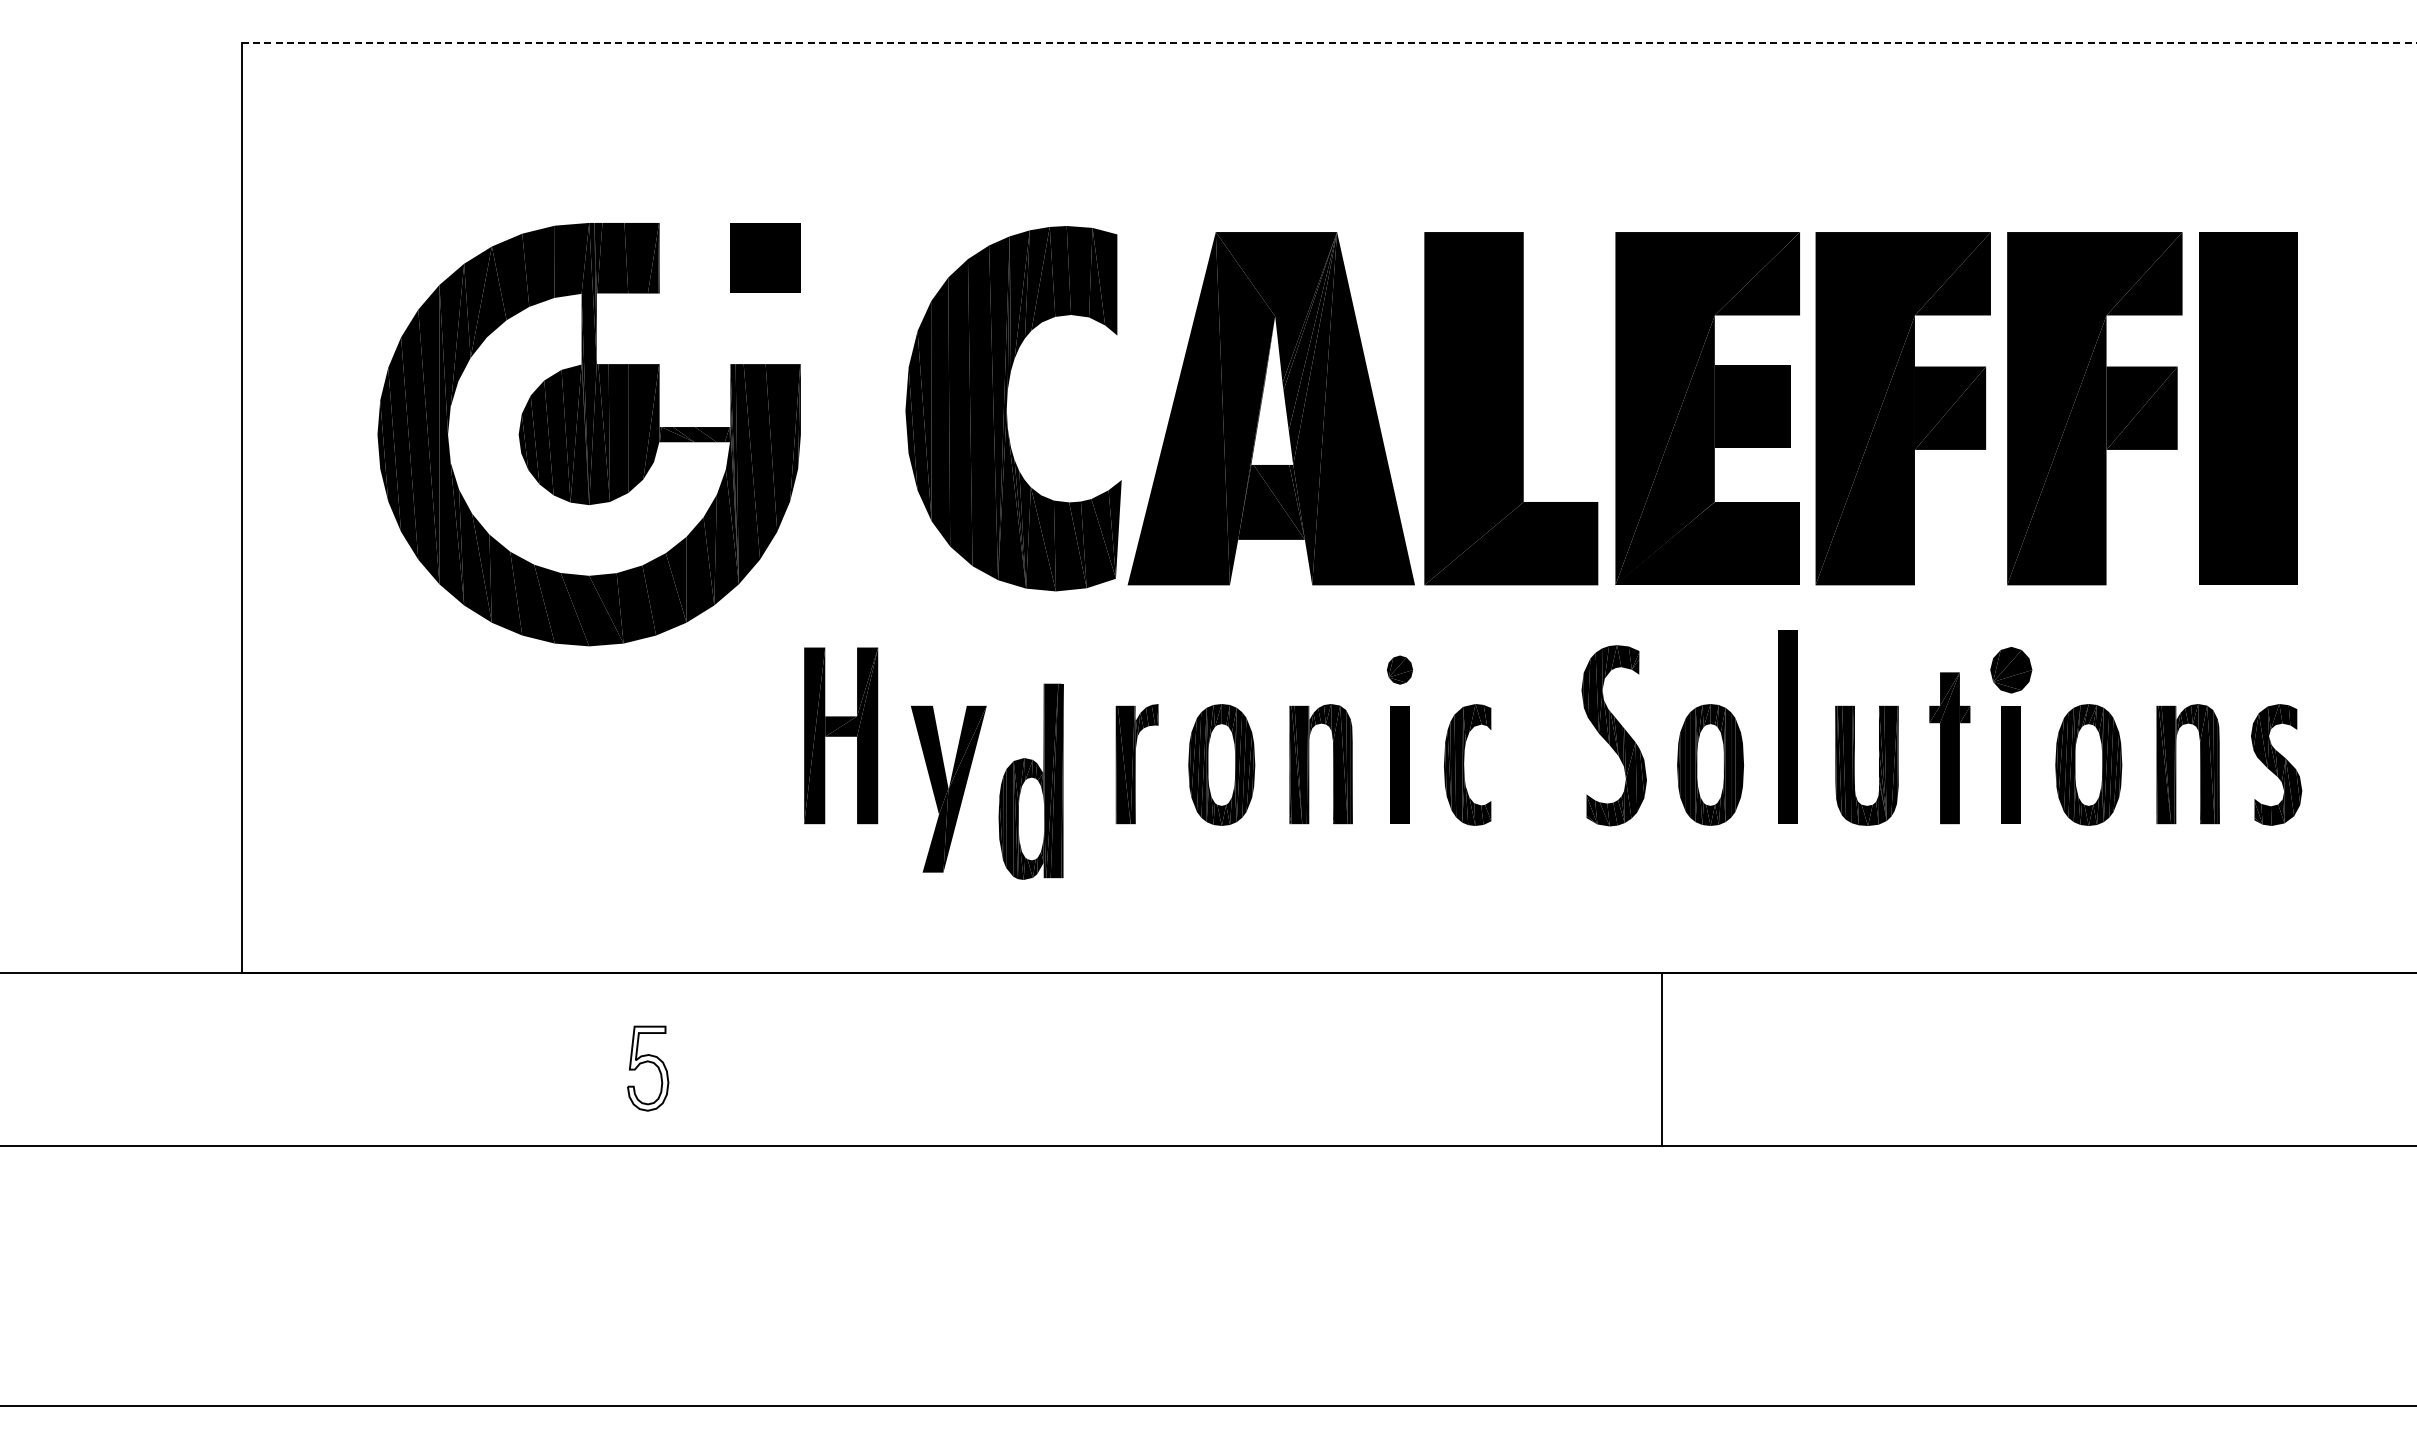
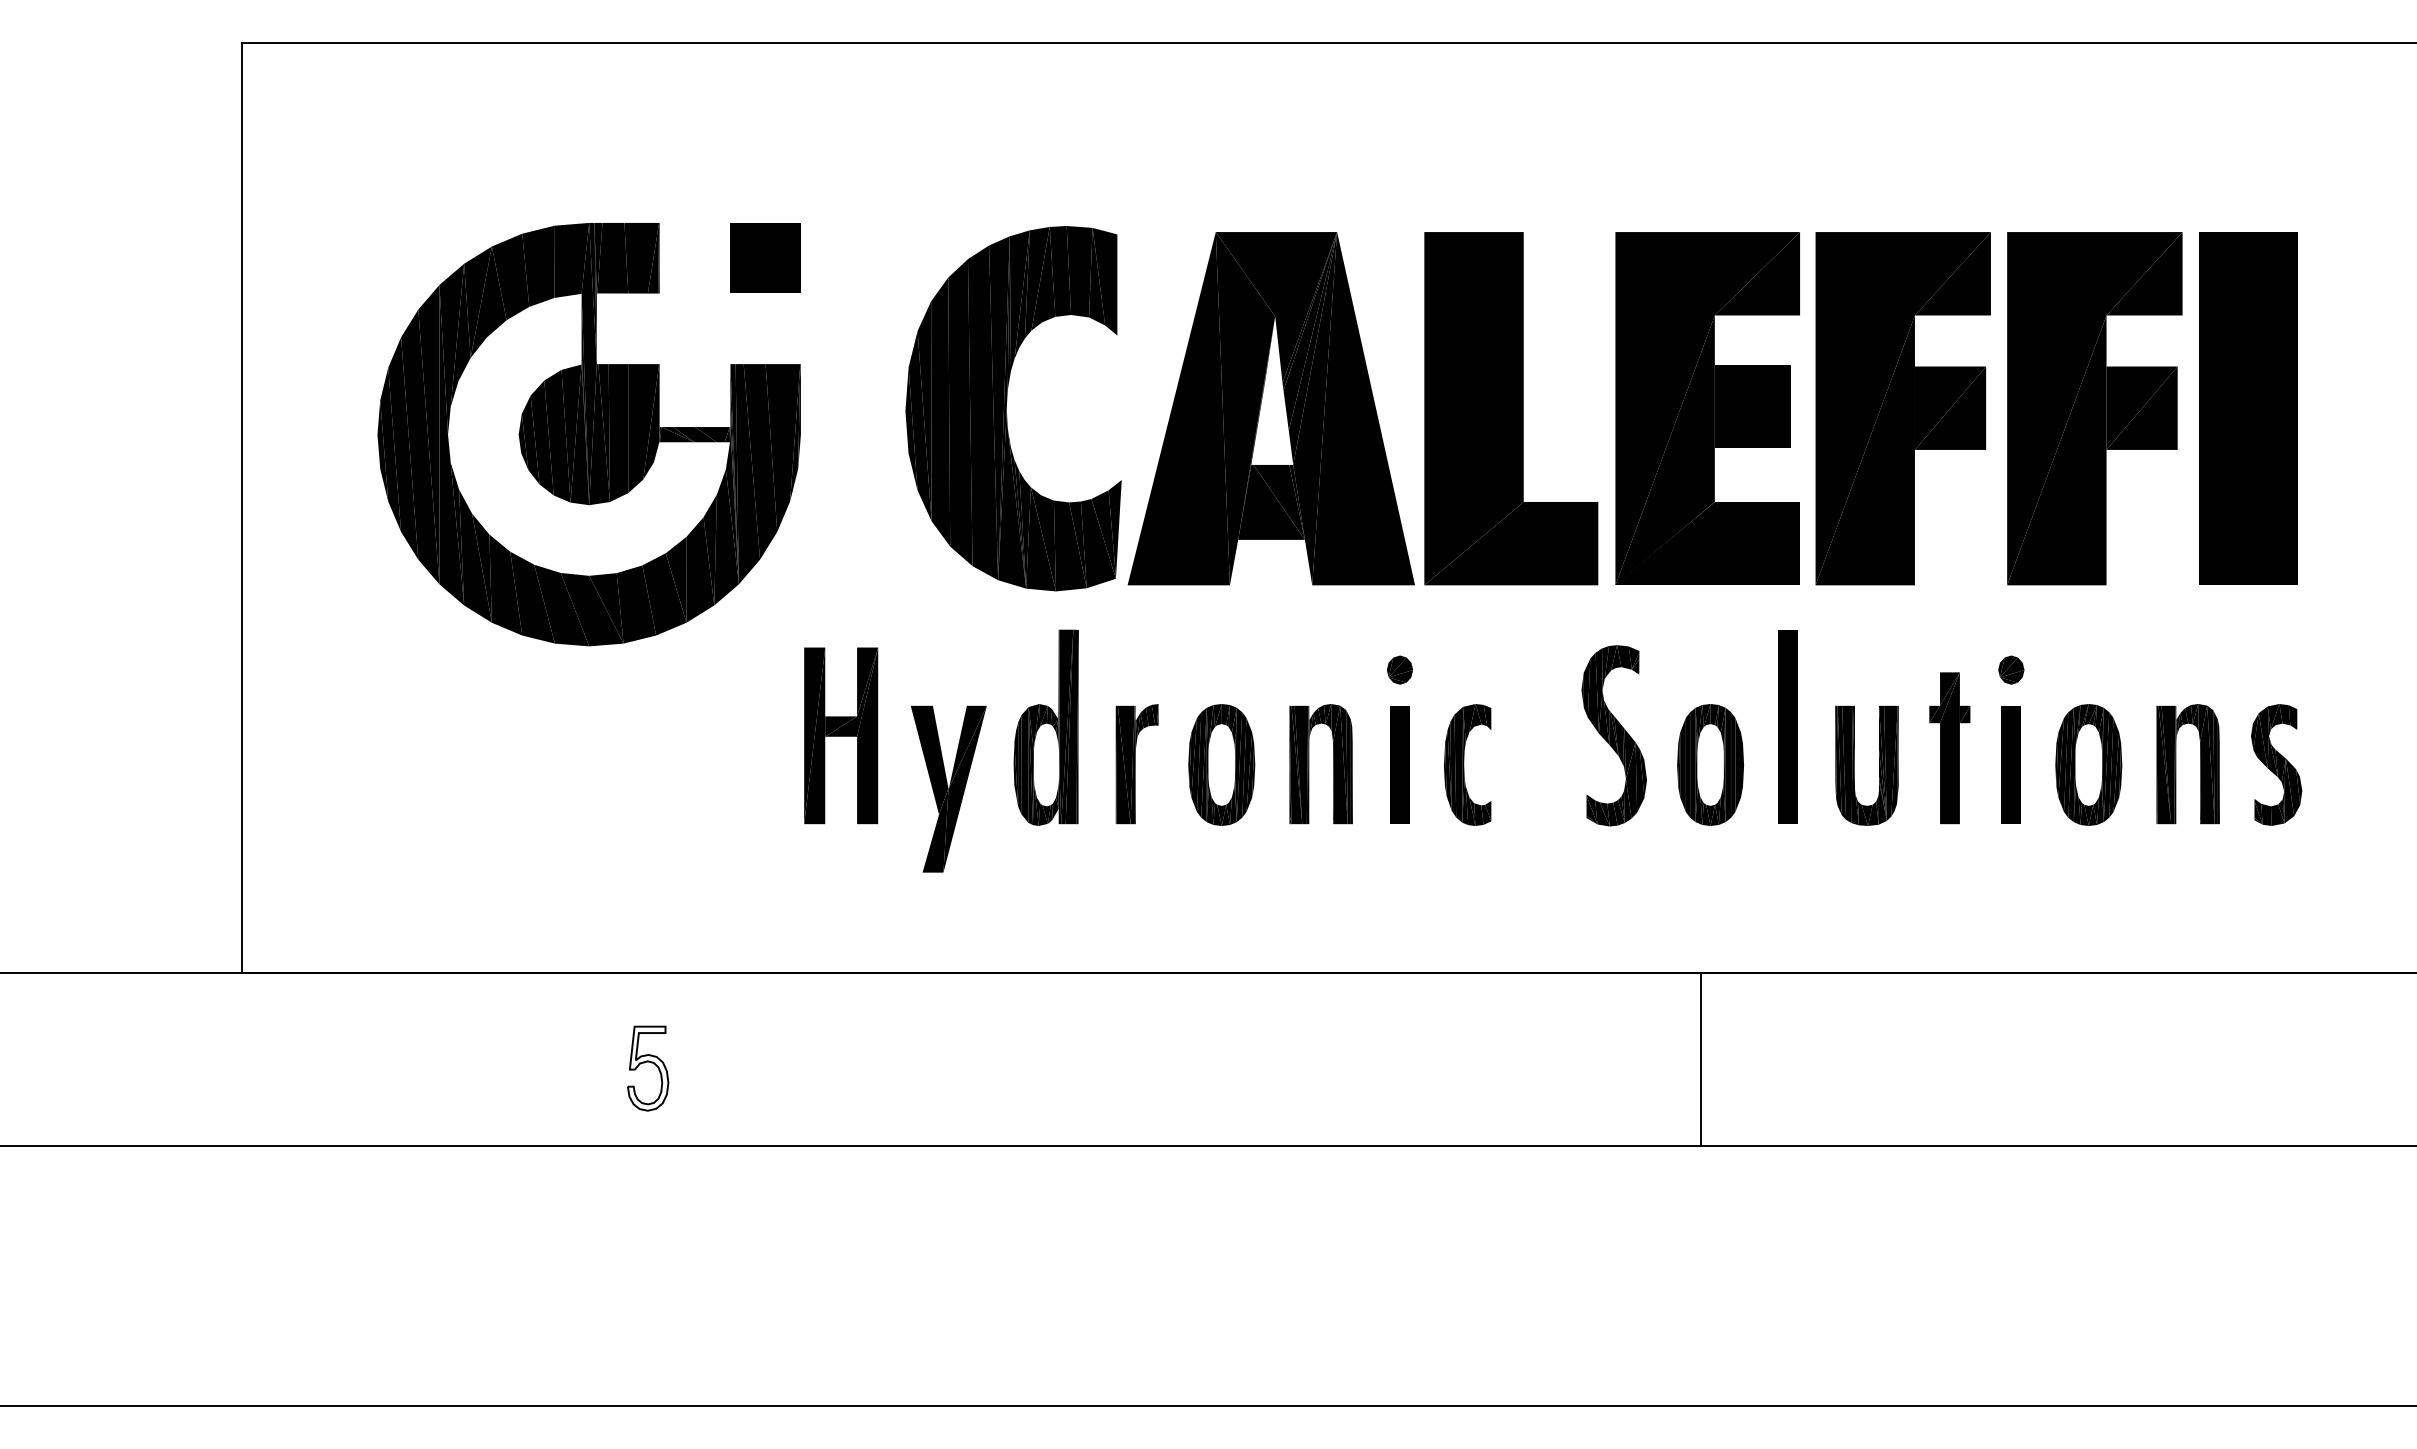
line: dashed -> solid (1329, 43)
part size: 43x47 px -> 27x30 px (2011, 669)
part position: (1030, 781) -> (1045, 727) (1045, 727)
line position: (1662, 1059) -> (1701, 1059) (1701, 1059)
